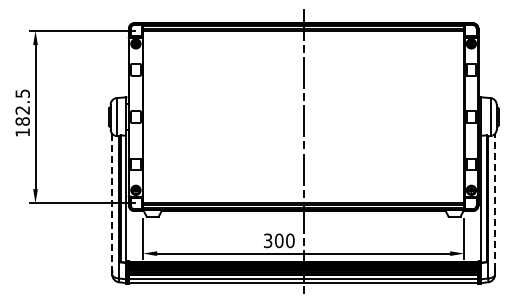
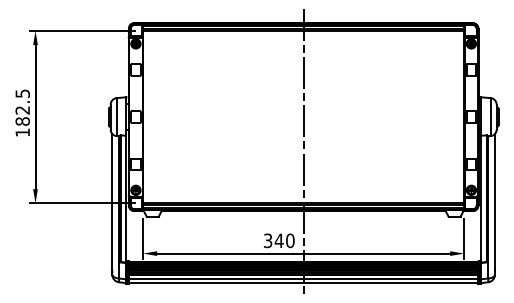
line: dashed -> solid (495, 201)
line: dashed -> solid (112, 202)
text: 300 -> 340 (278, 240)
